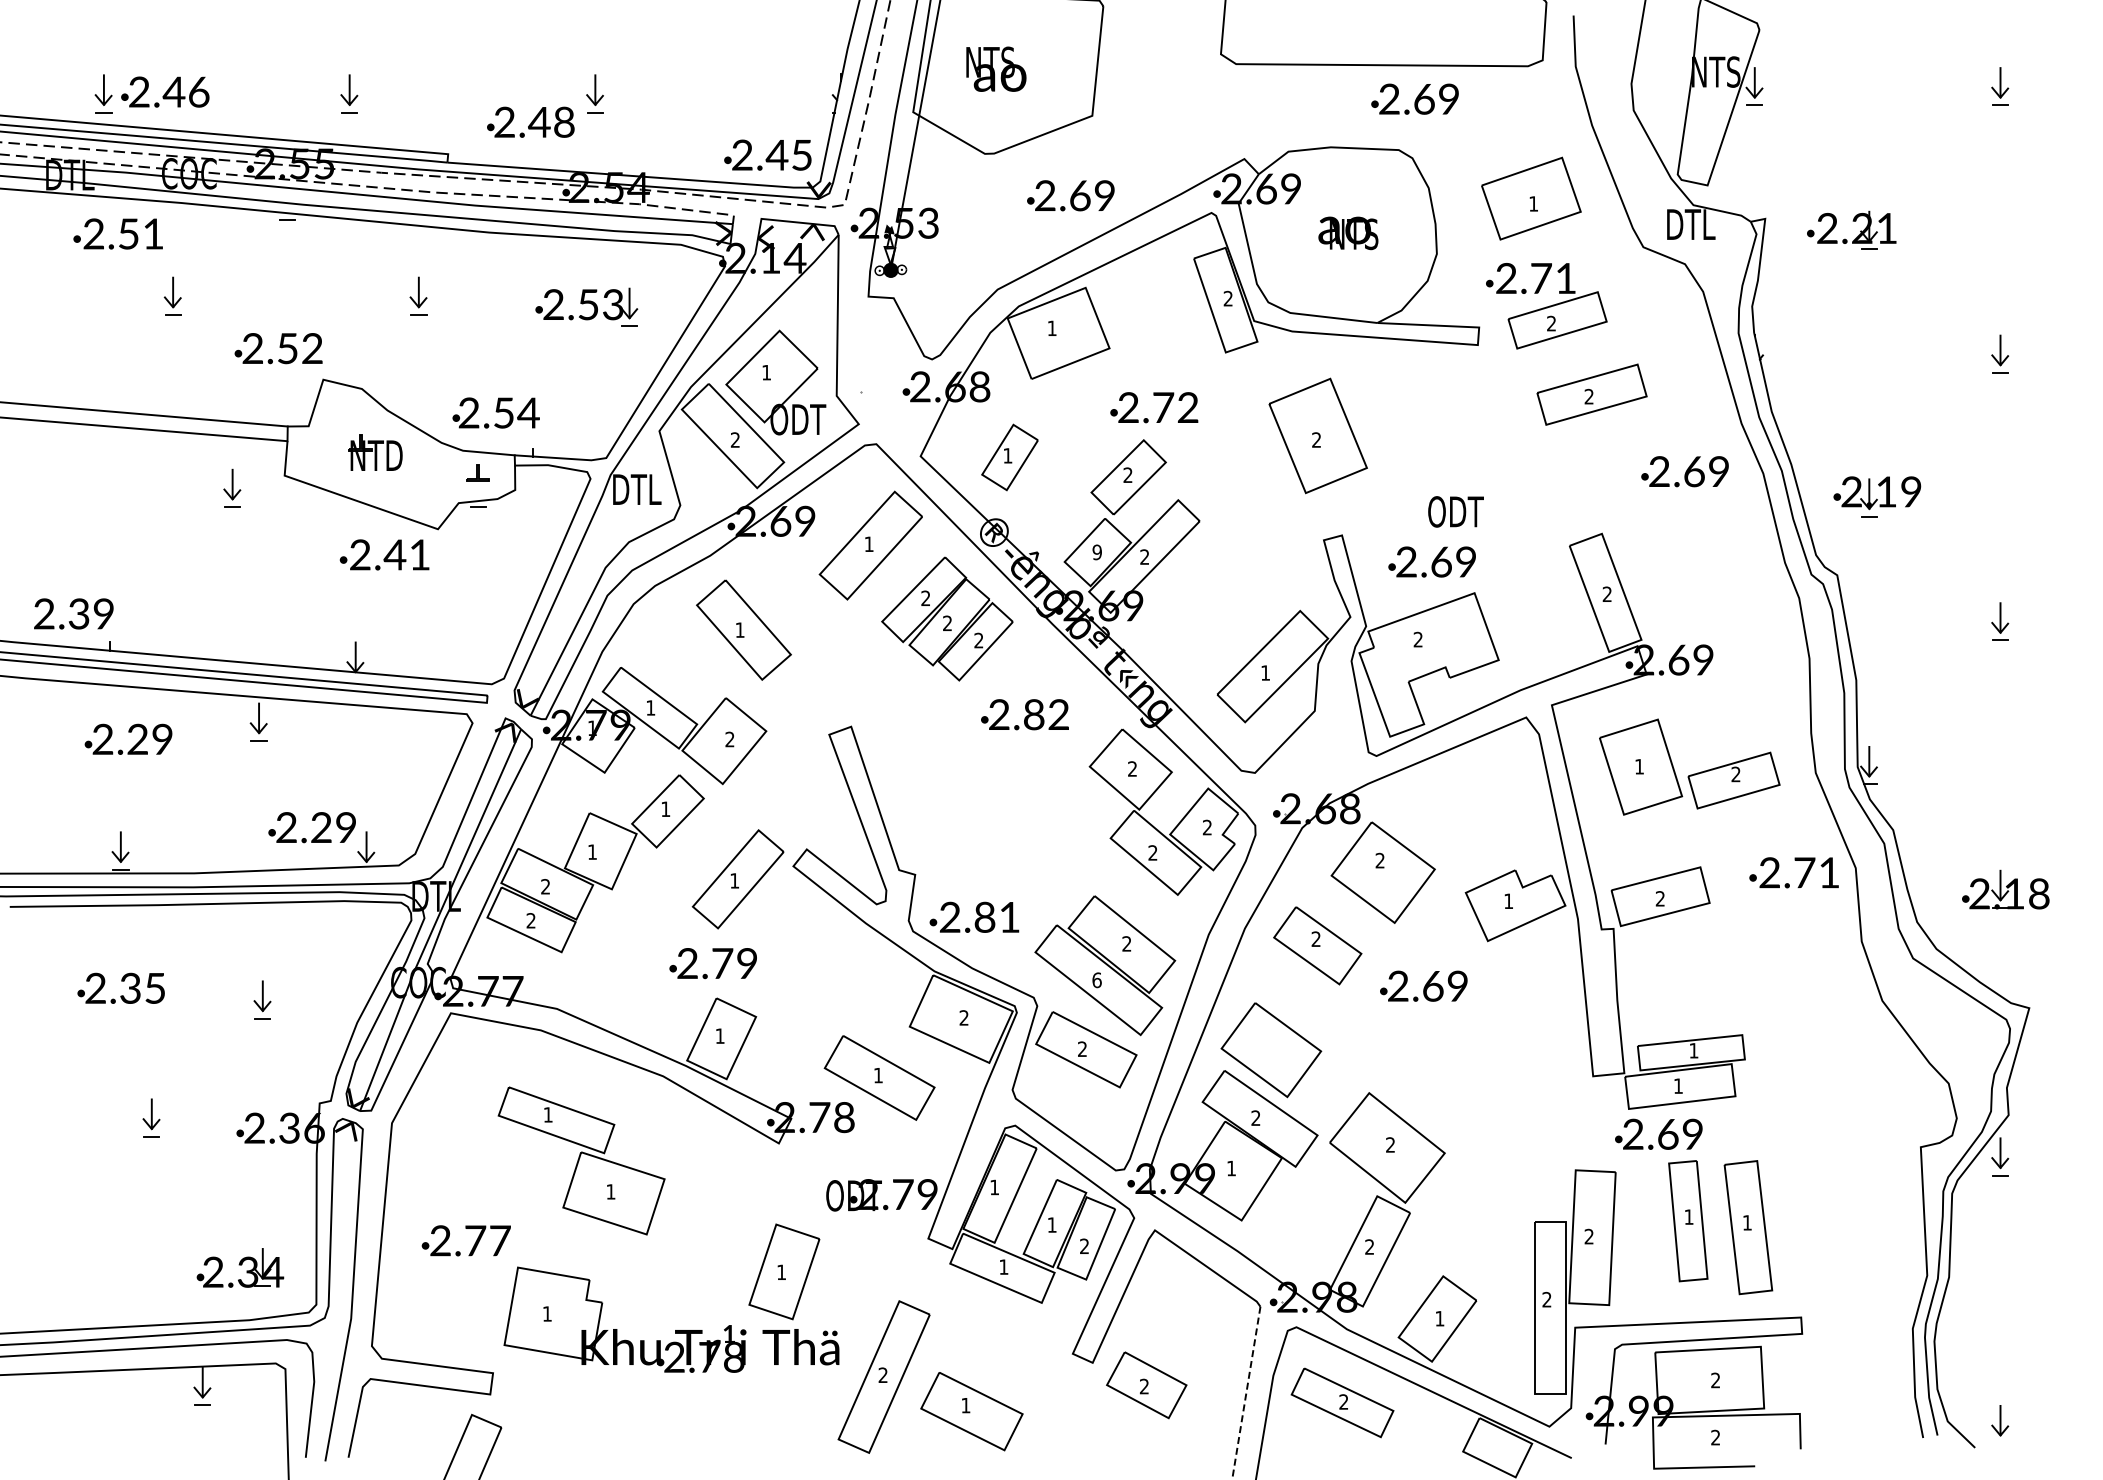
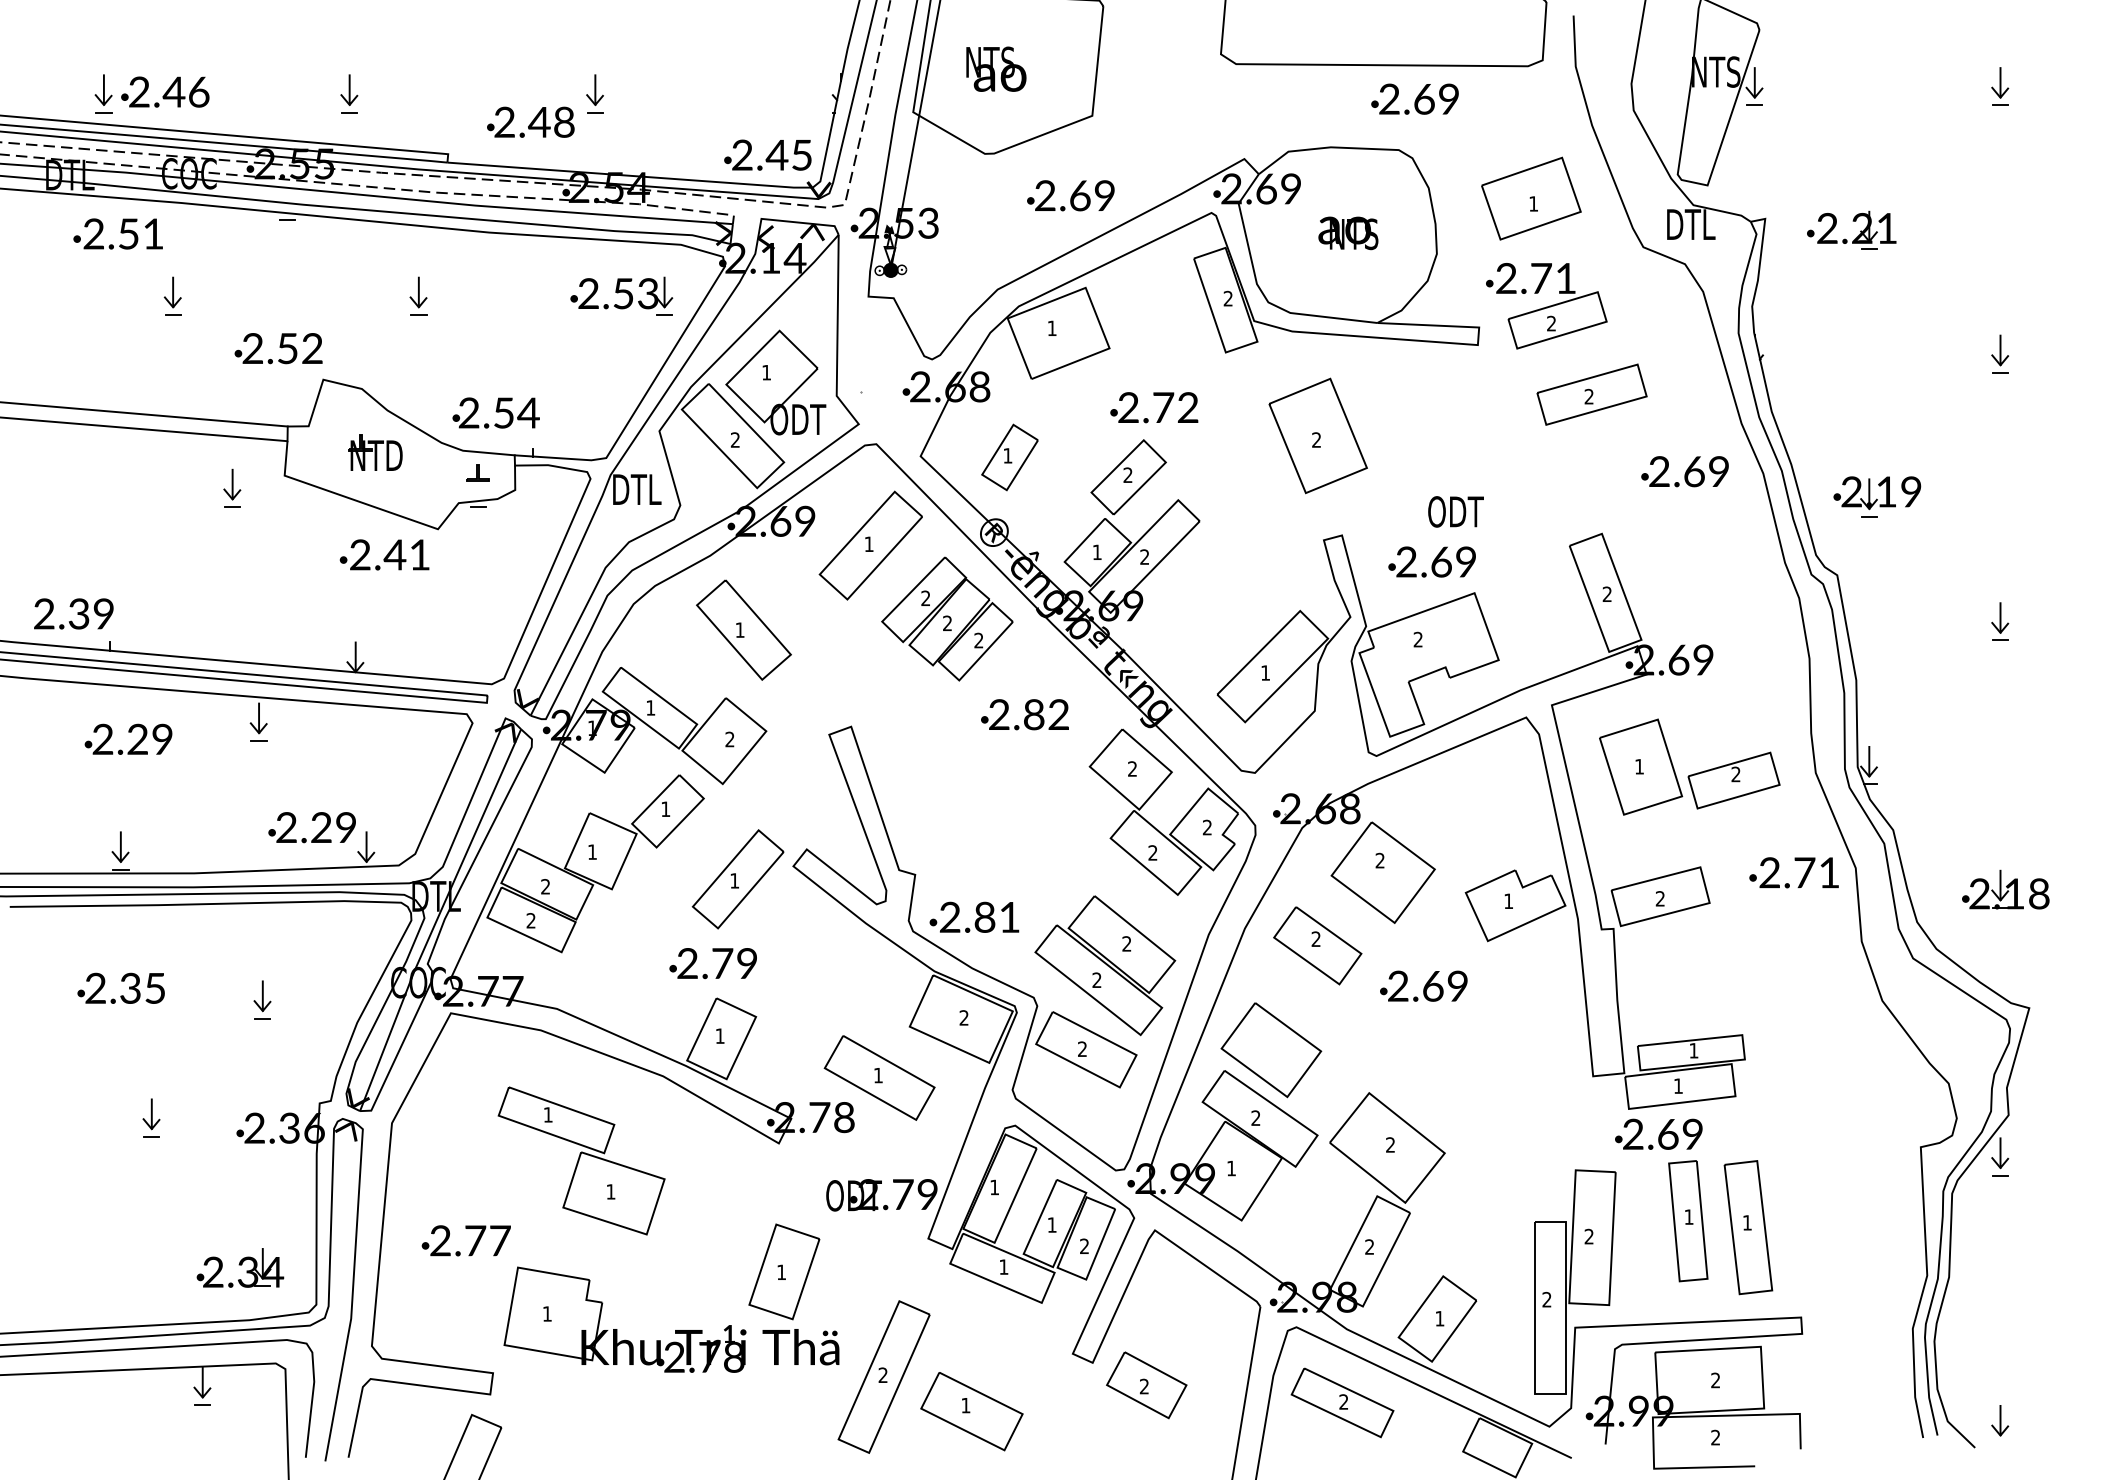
part position: (586, 306) -> (621, 295) (621, 295)
text: 9 -> 1 (1096, 552)
text: 6 -> 2 (1096, 980)
line: dashed -> solid (1246, 1393)
